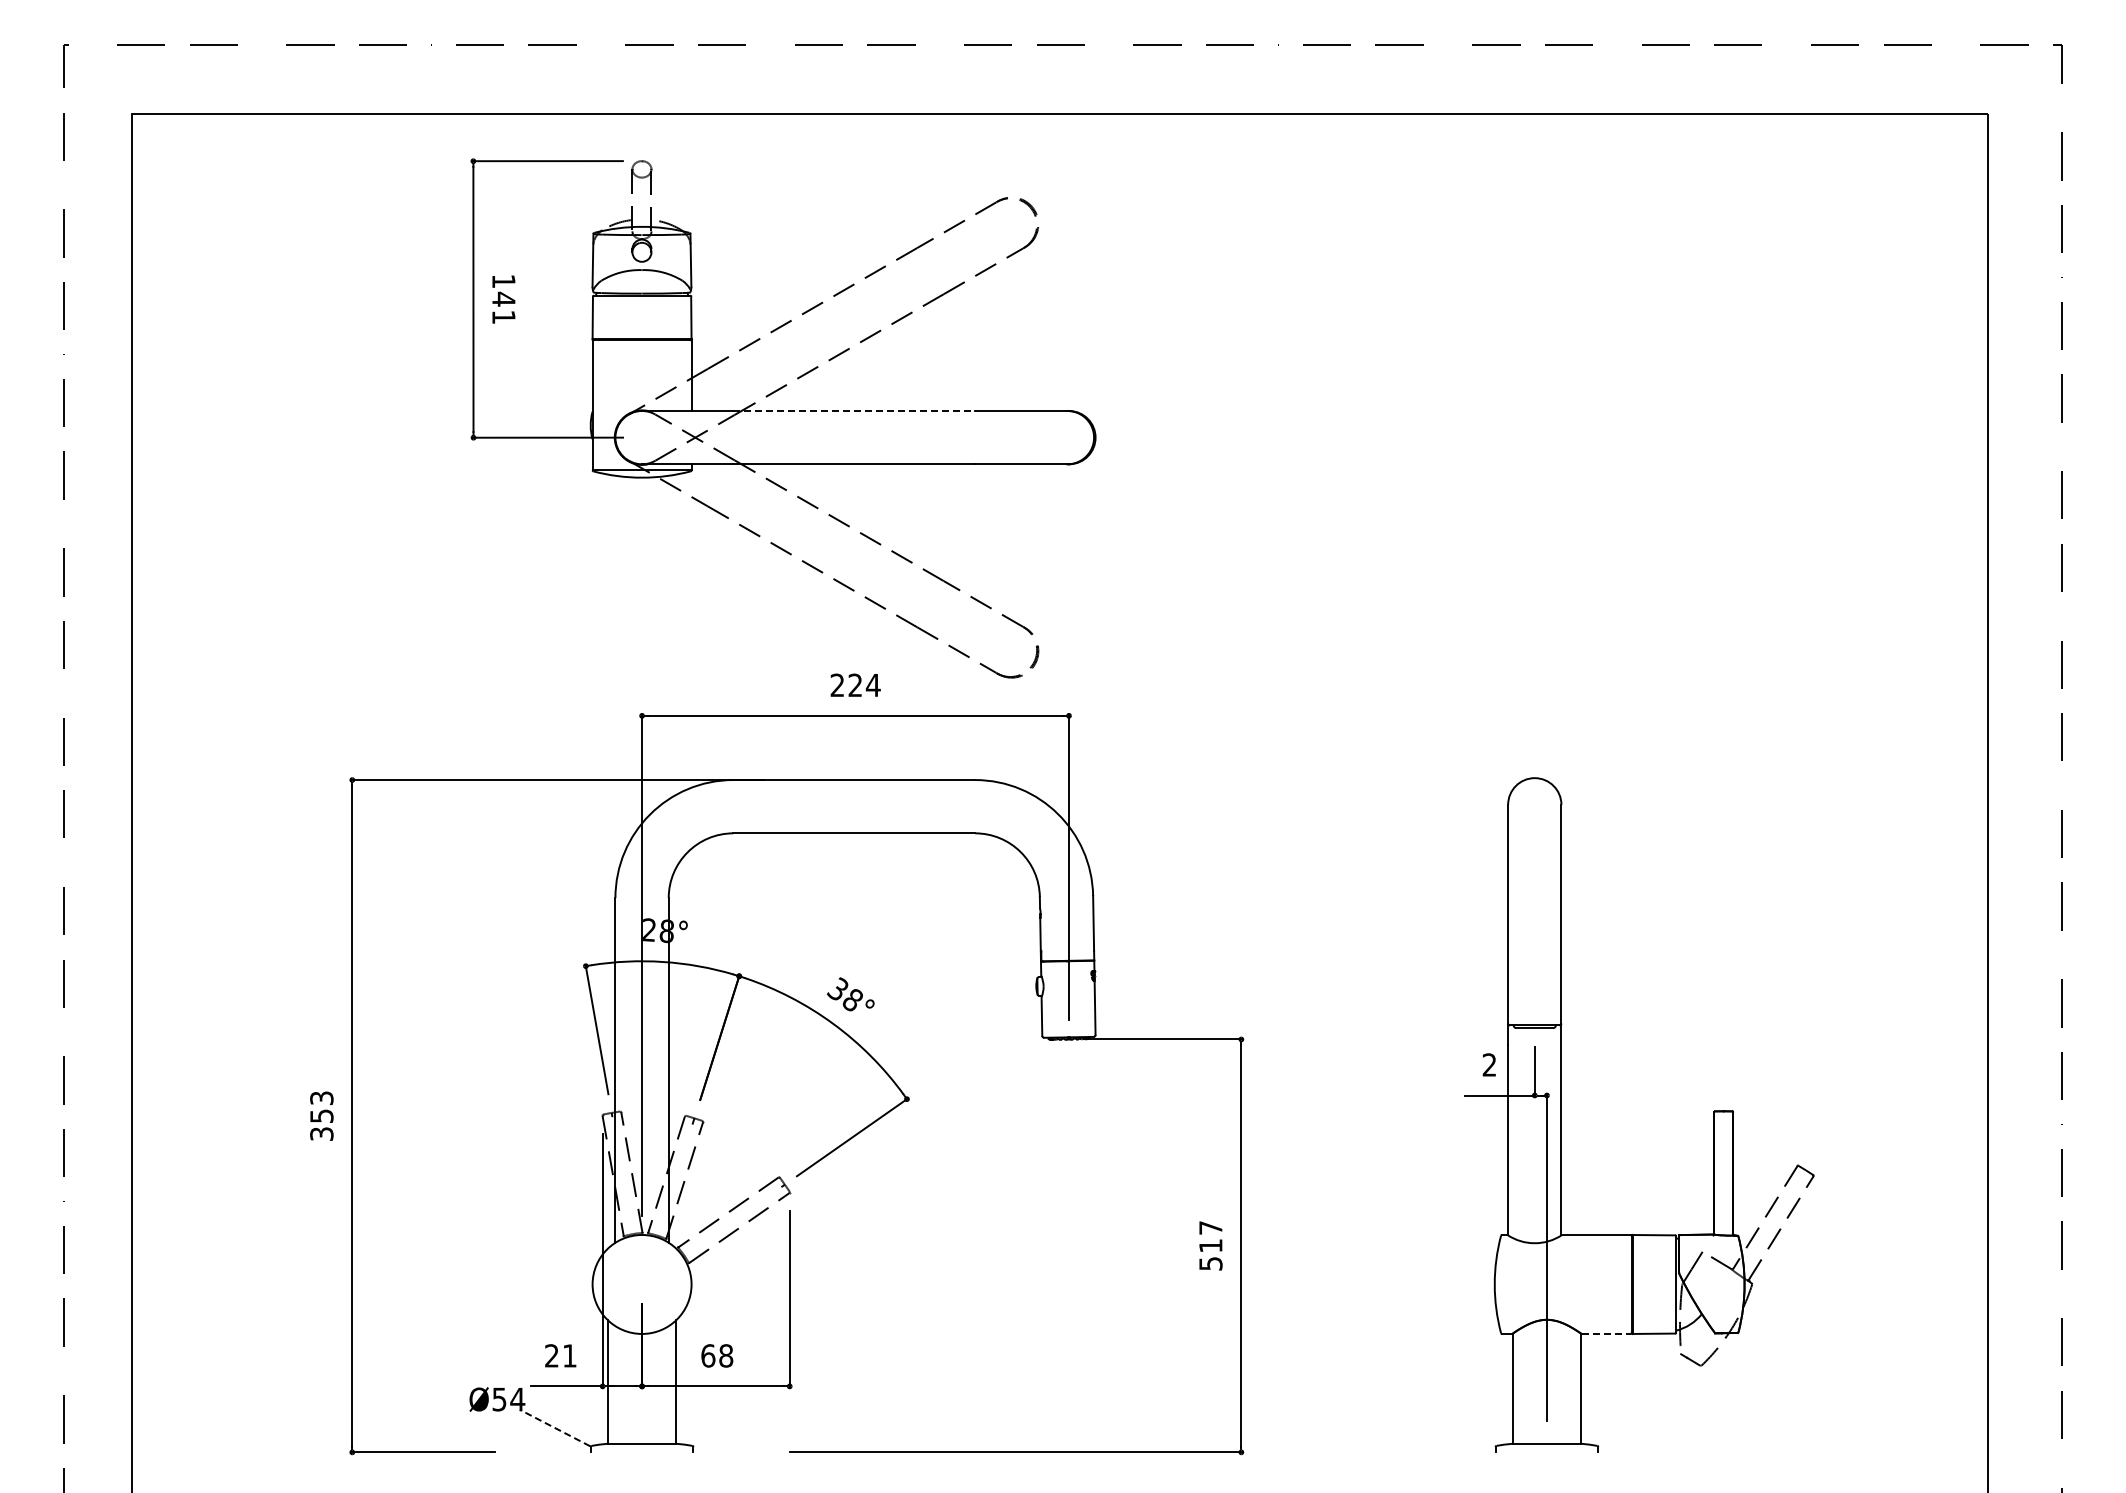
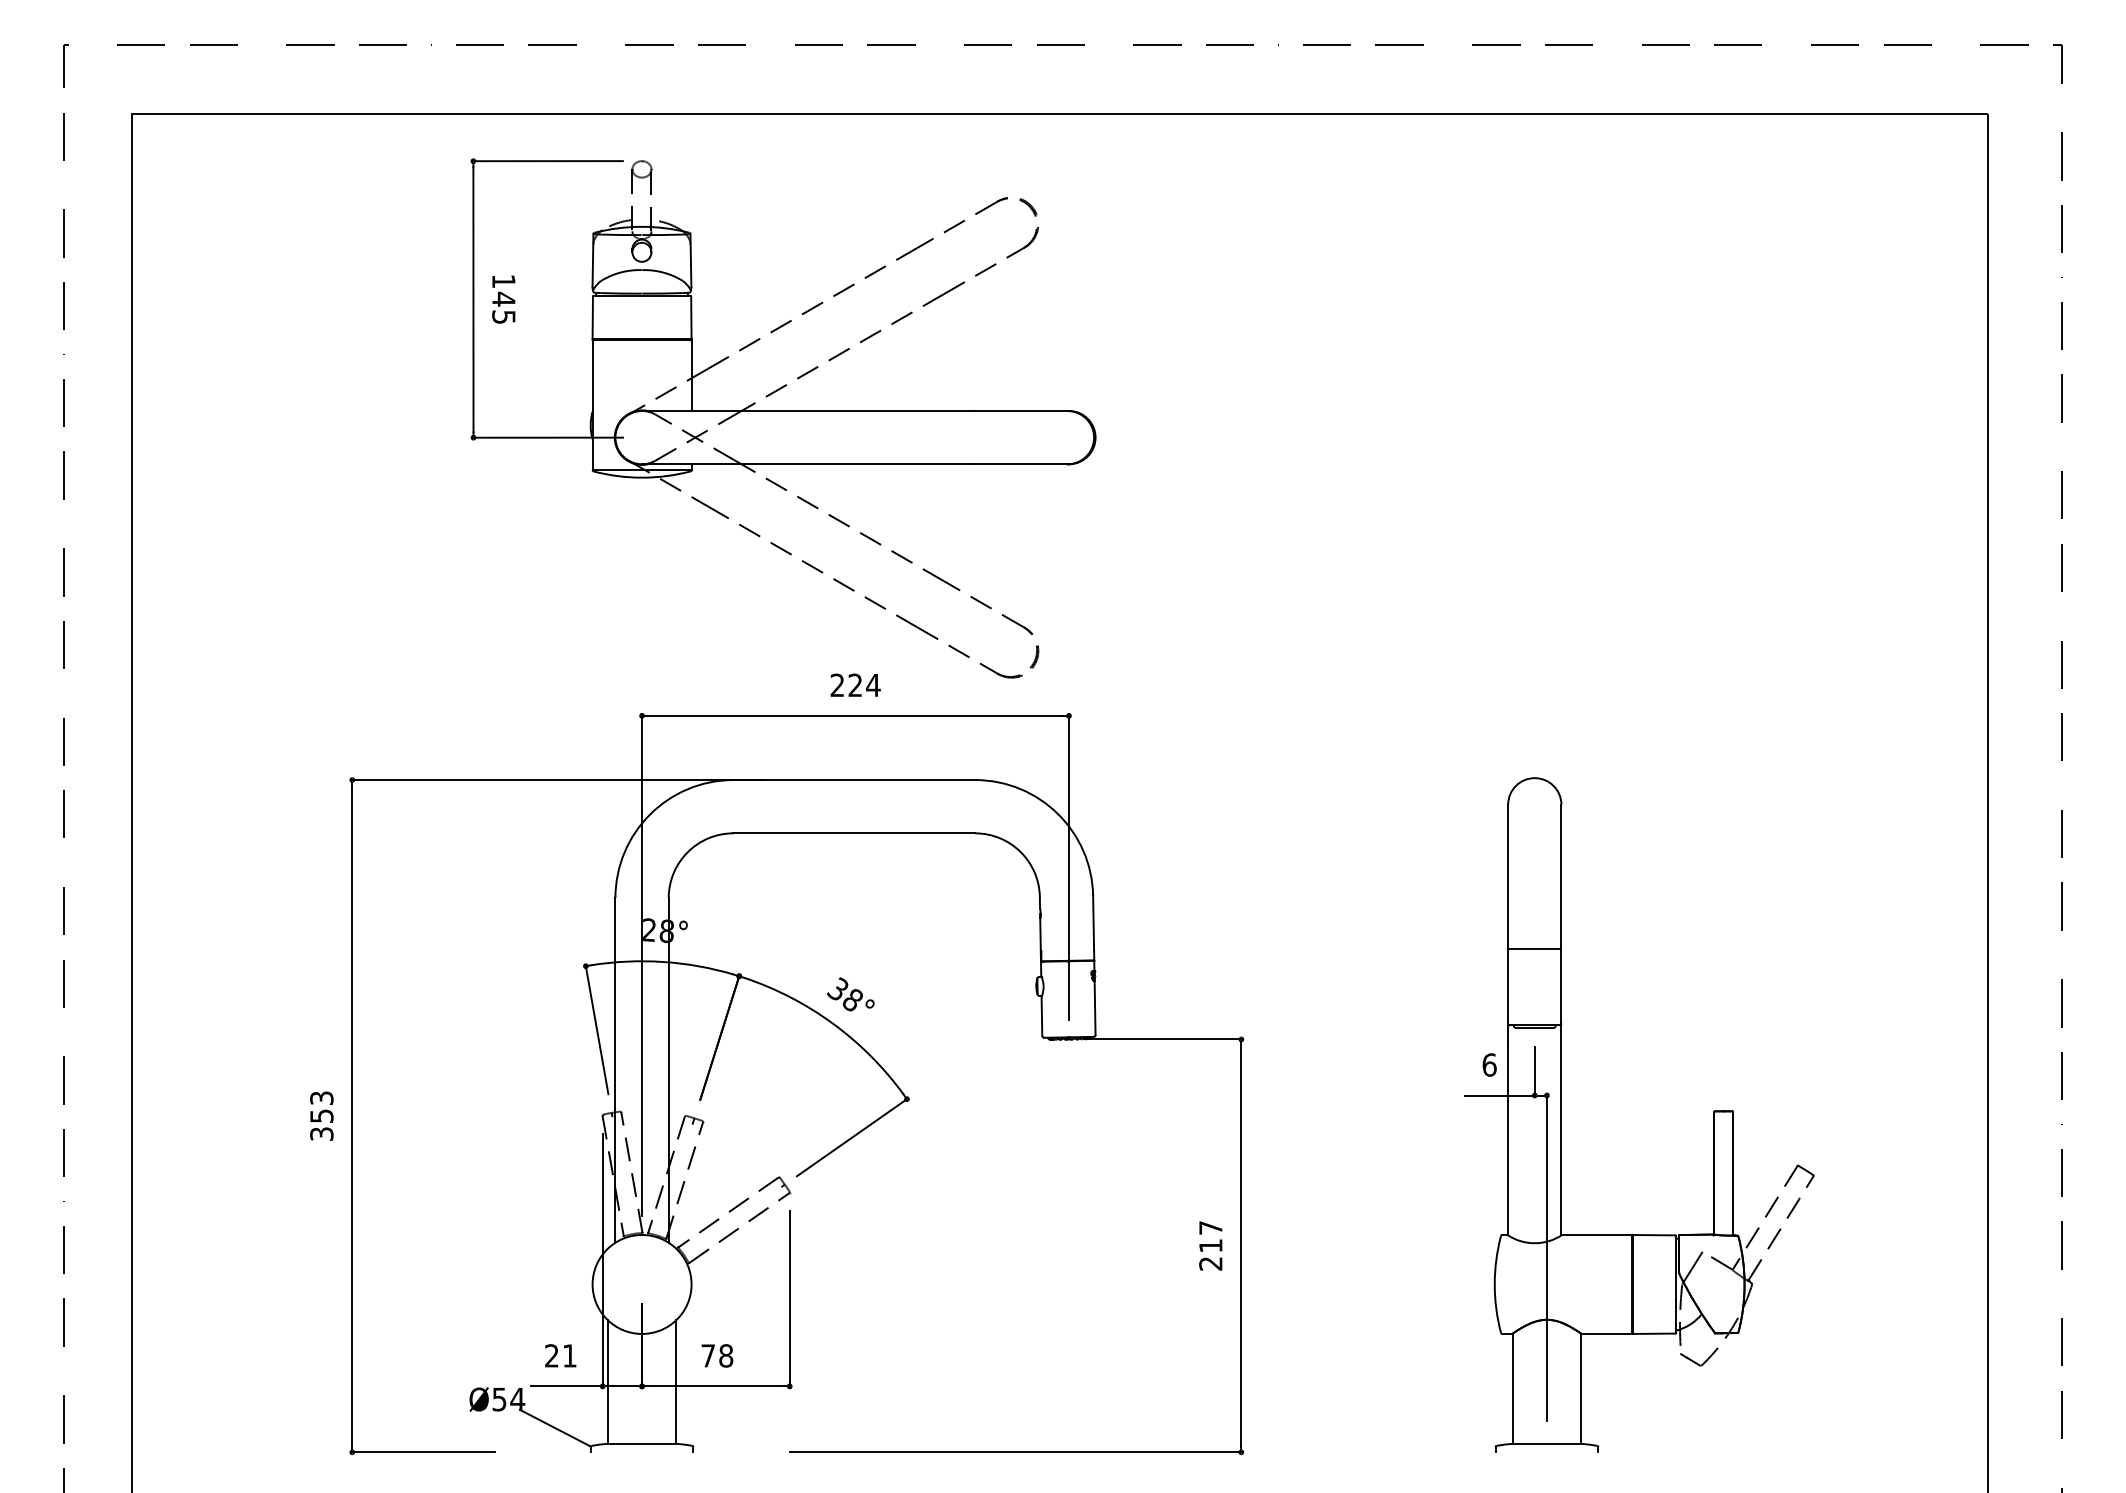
text: 141 -> 145 (503, 316)
line: dashed -> solid (854, 411)
line: none -> present (1534, 948)
text: 2 -> 6 (1489, 1064)
text: 517 -> 217 (1210, 1263)
line: dashed -> solid (1606, 1333)
text: 68 -> 78 (708, 1355)
line: dashed -> solid (555, 1428)
